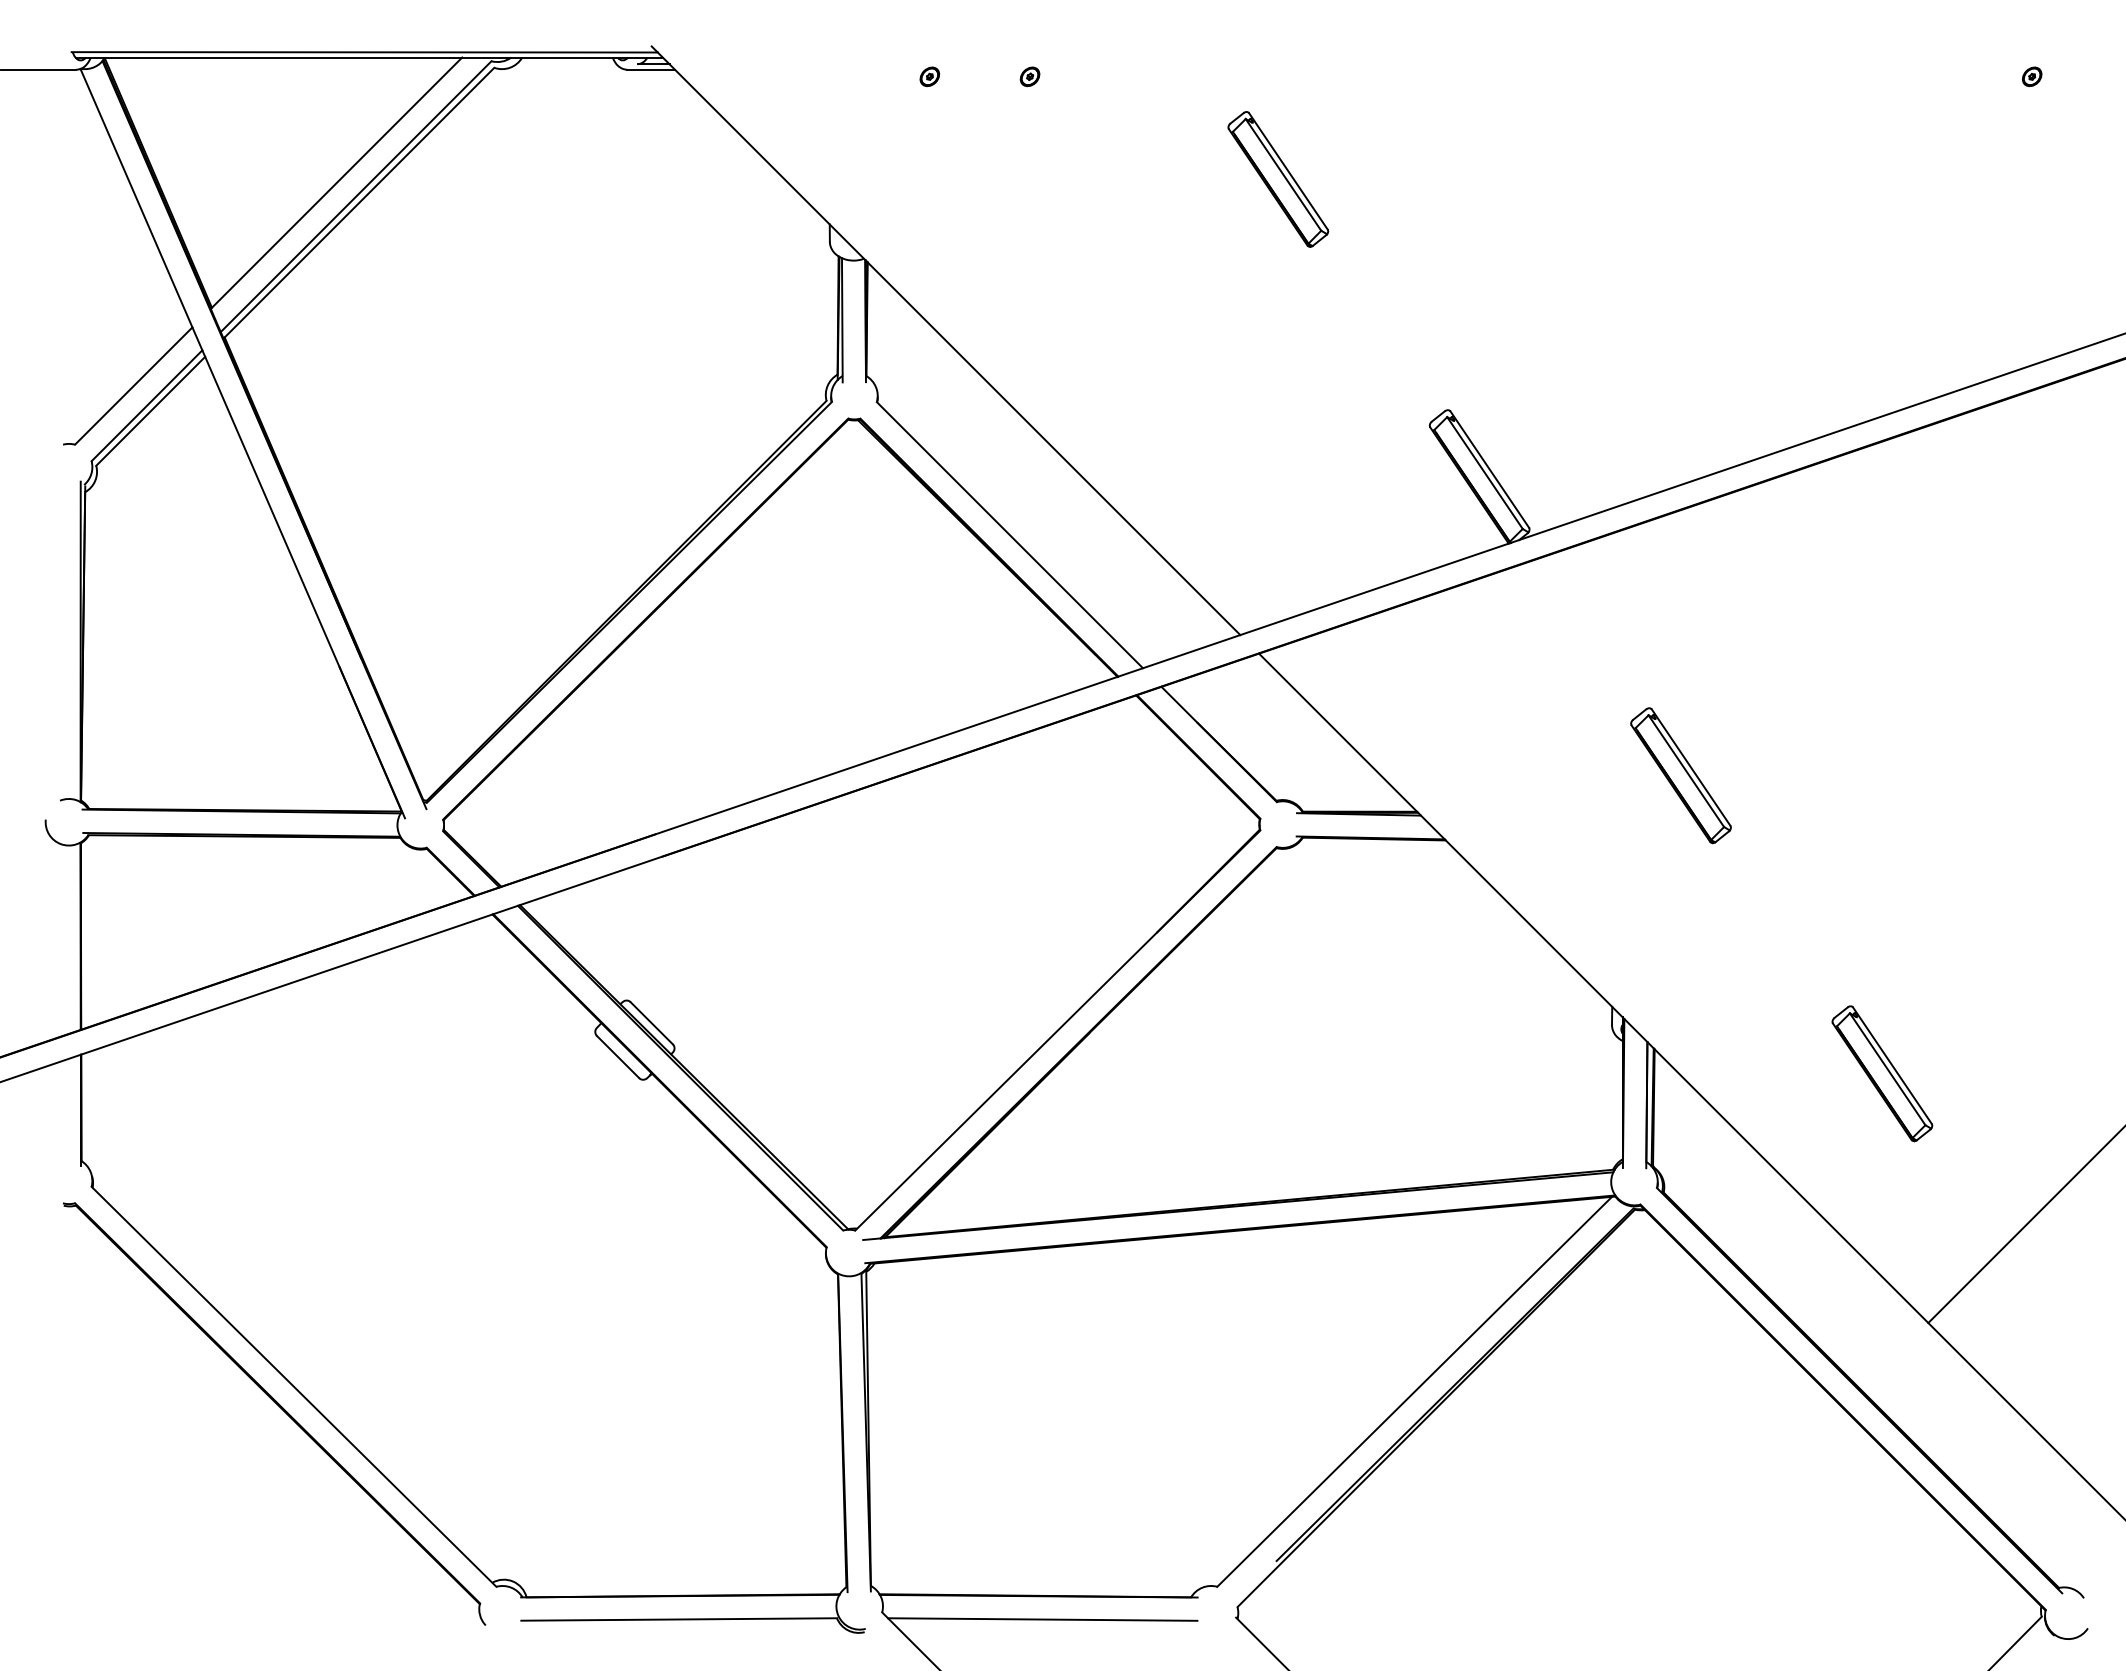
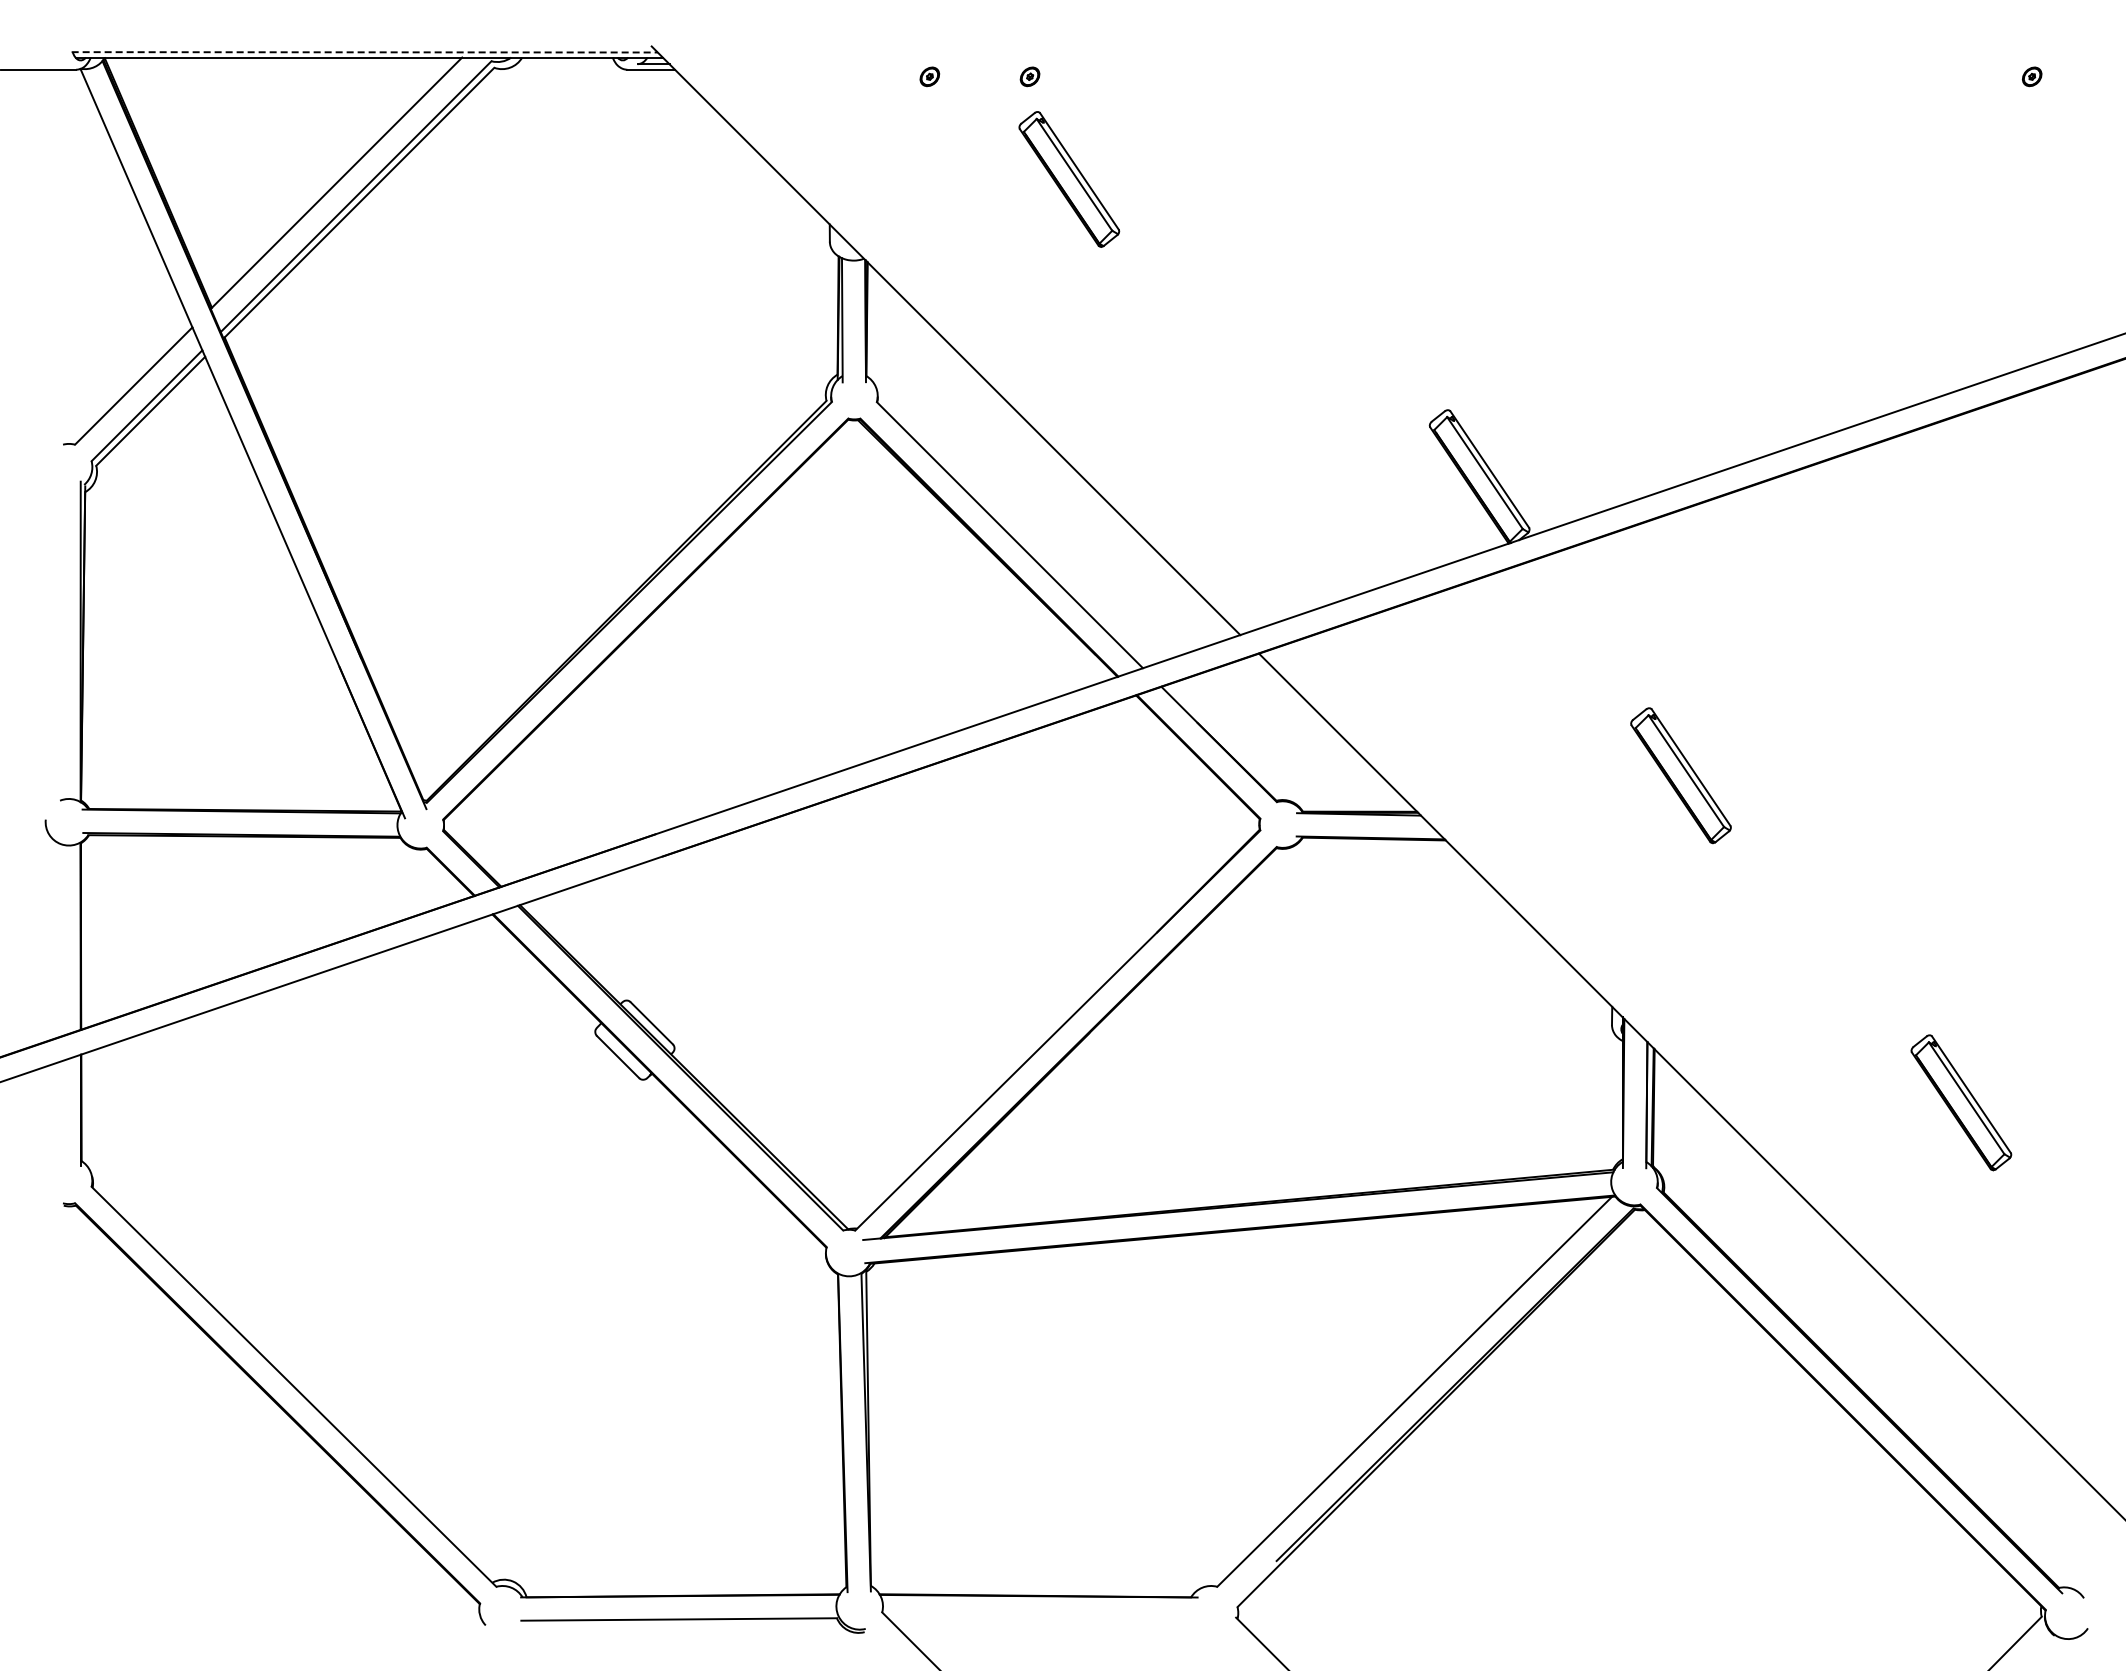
line: solid -> dashed (365, 52)
part position: (1278, 179) -> (1069, 179) (1069, 179)
part position: (1882, 1073) -> (1961, 1102) (1961, 1102)
line: present -> none (2025, 1225)
line: present -> none (1042, 1619)
